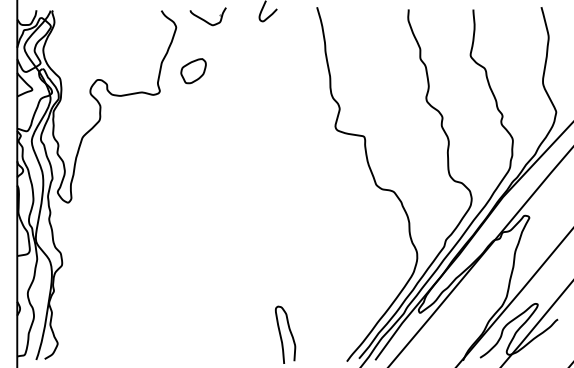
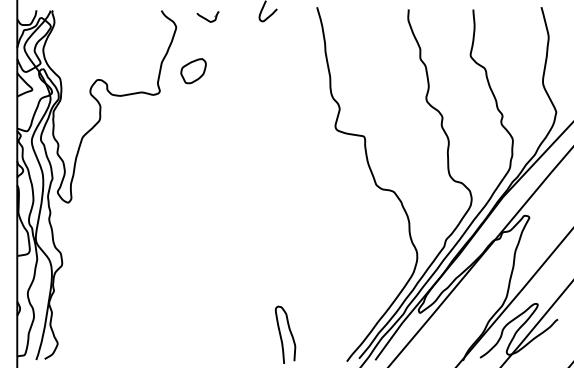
part size: 38x20 px -> 24x12 px (207, 16)
